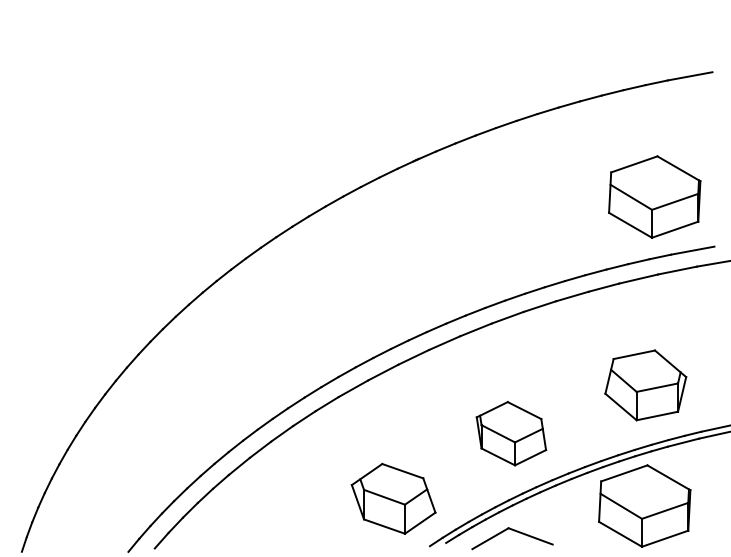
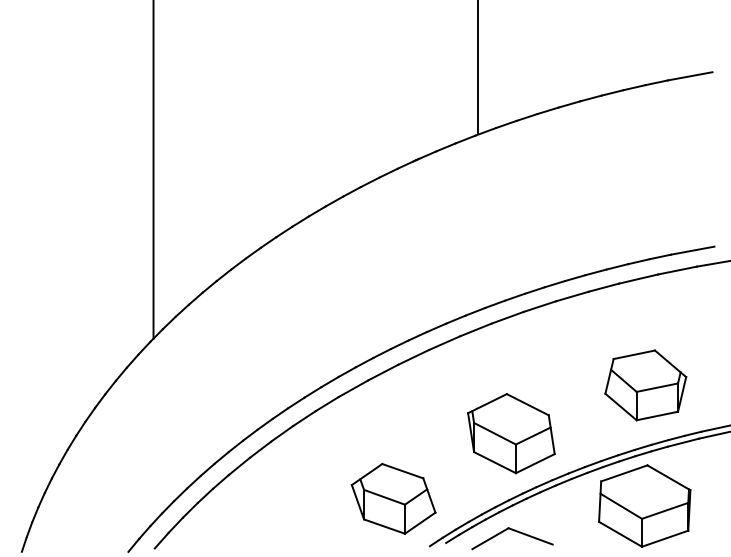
line: none -> present (477, 67)
line: none -> present (153, 170)
part: present -> none (654, 196)
part size: 73x66 px -> 89x82 px (511, 433)
